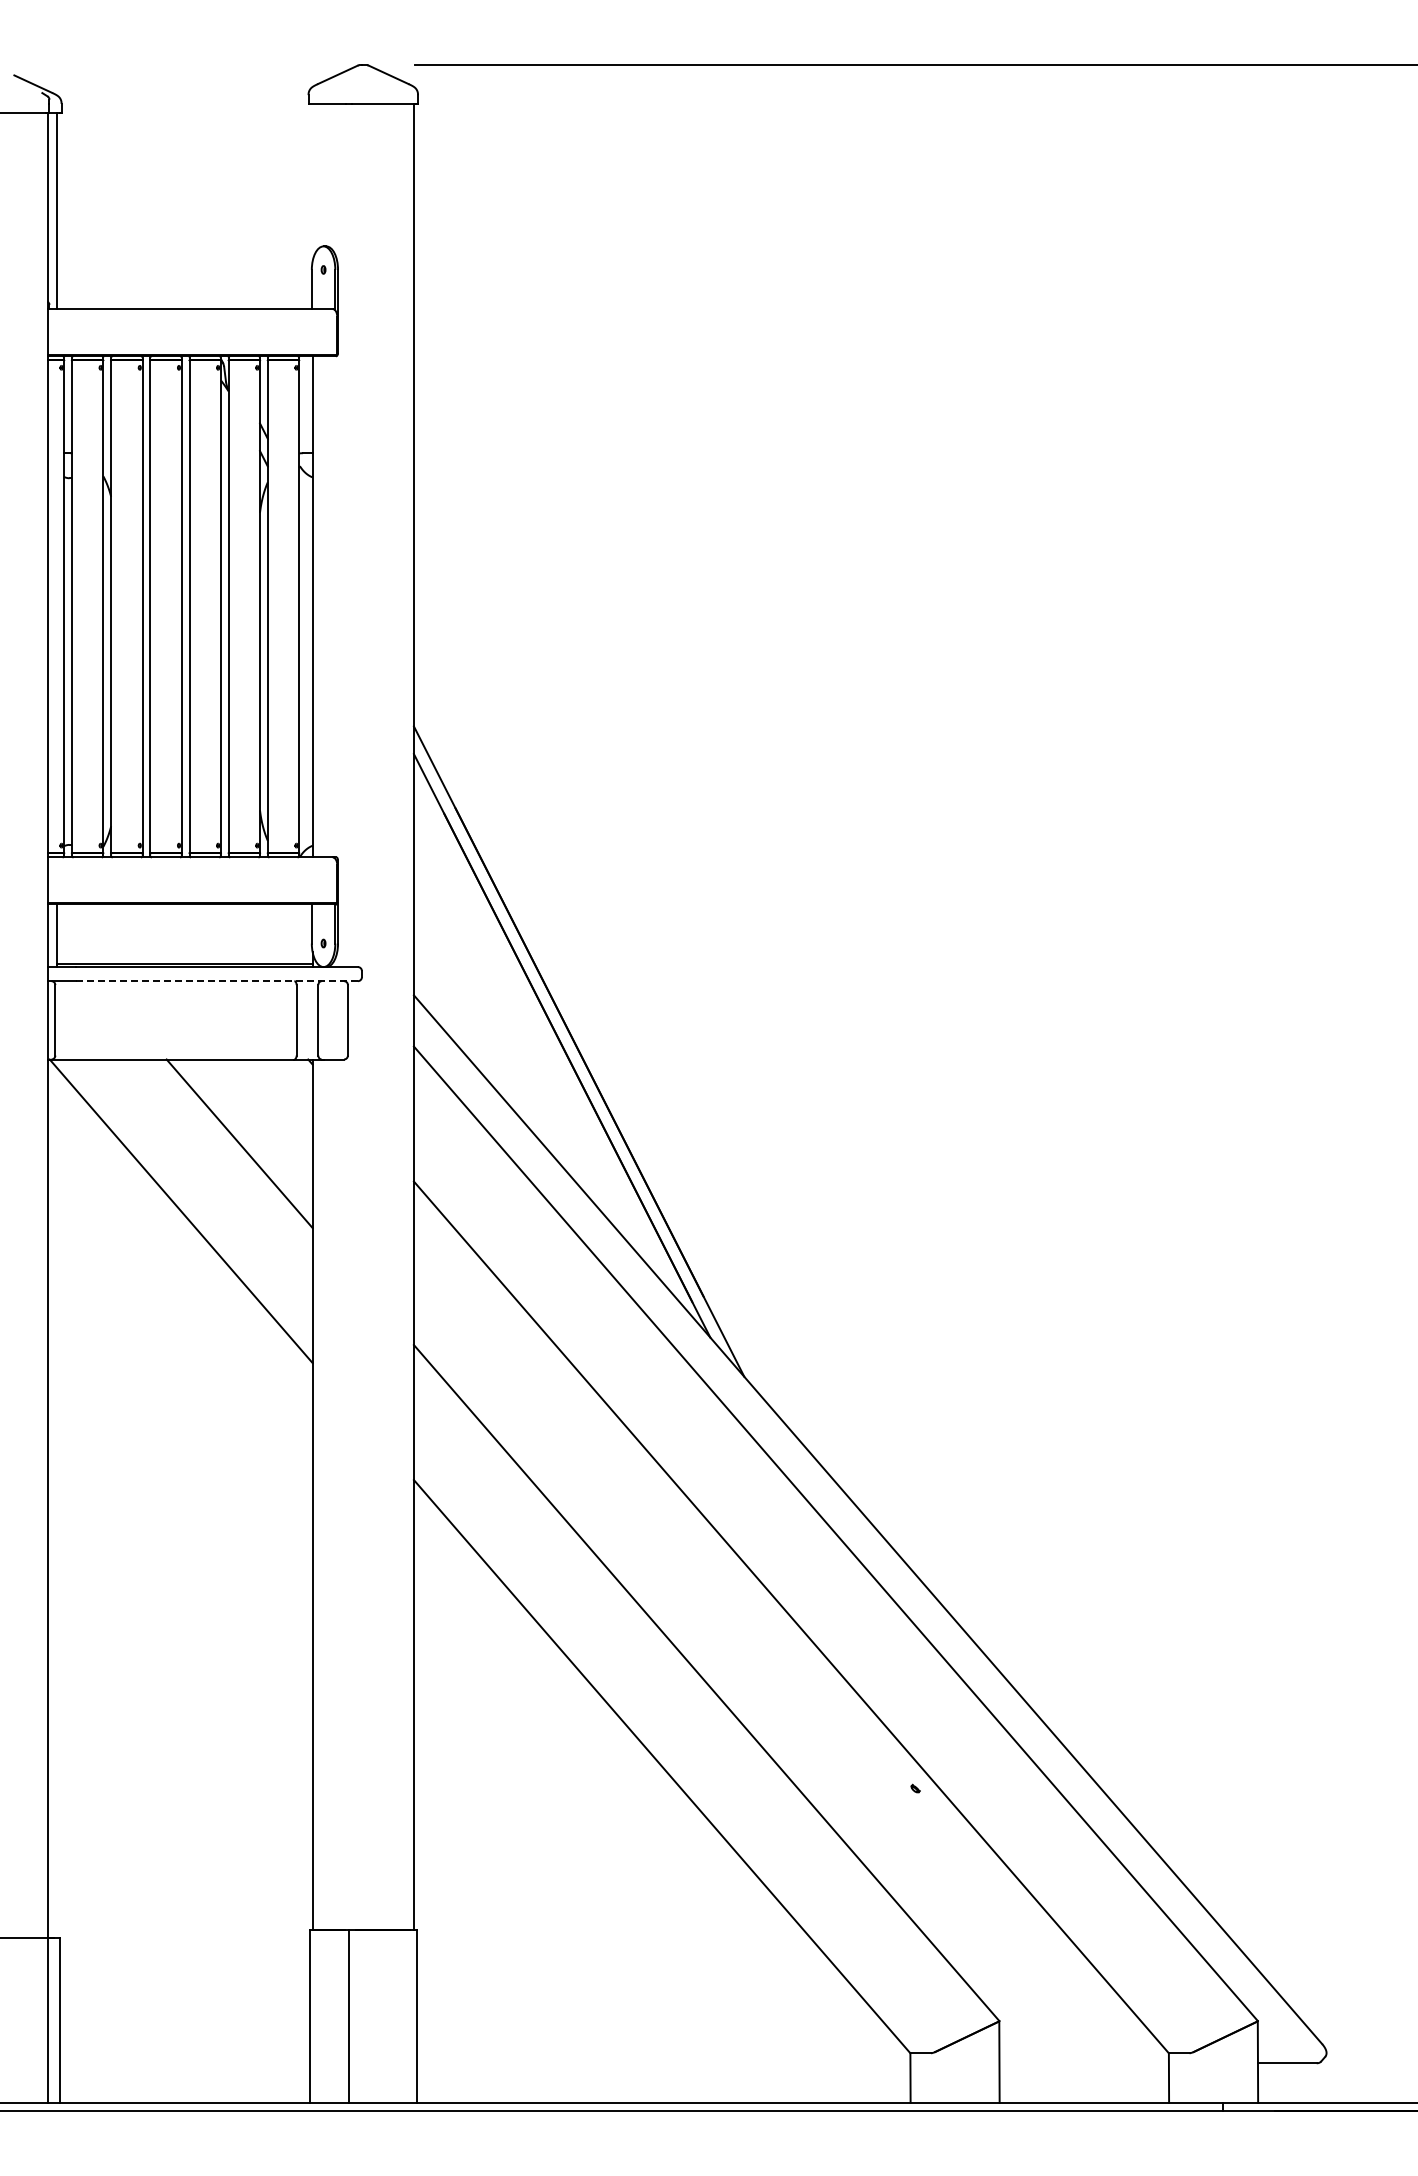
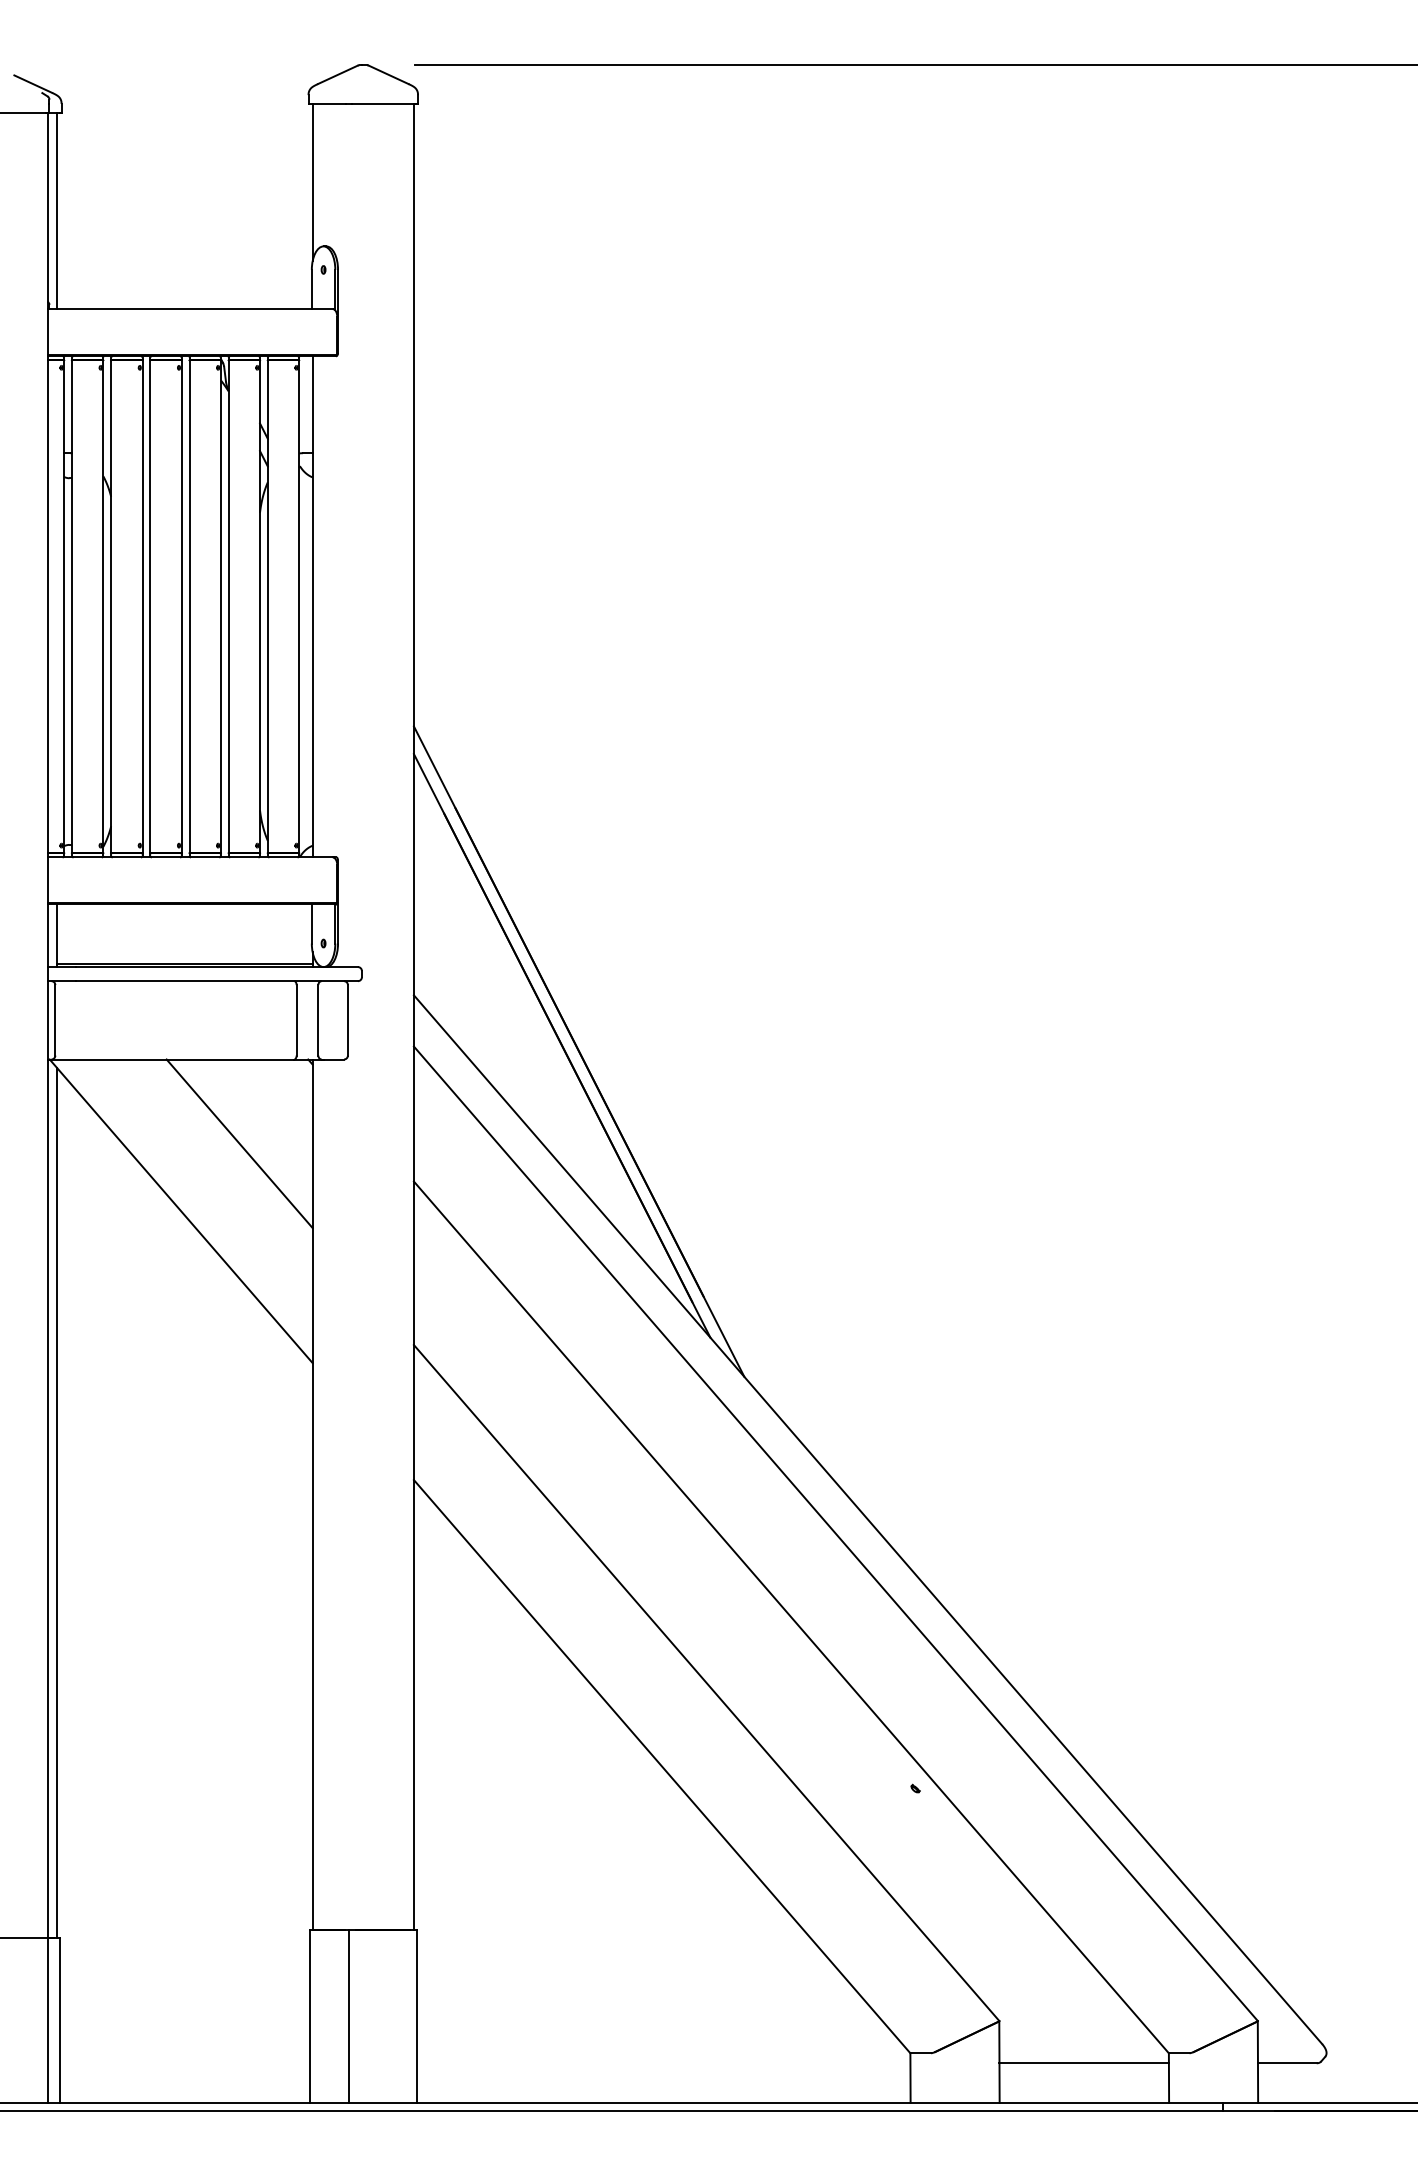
line: none -> present (312, 182)
line: dashed -> solid (217, 981)
line: none -> present (57, 1503)
line: none -> present (1083, 2063)
